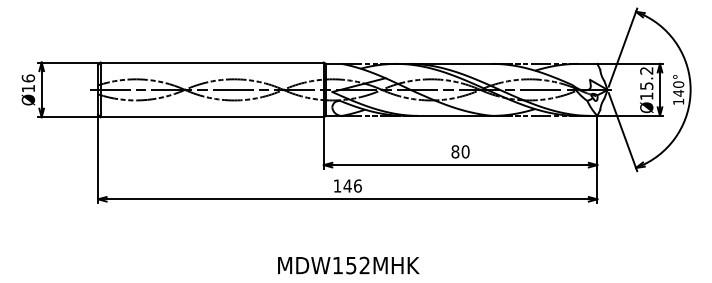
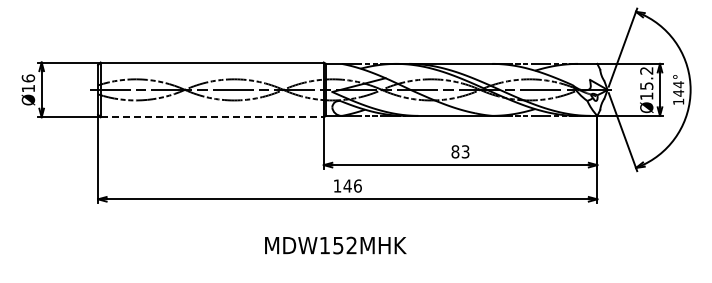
text: 140° -> 144° (678, 84)
line: solid -> dashed (212, 117)
text: 80 -> 83 (465, 151)
text position: (348, 265) -> (335, 245) (335, 245)
